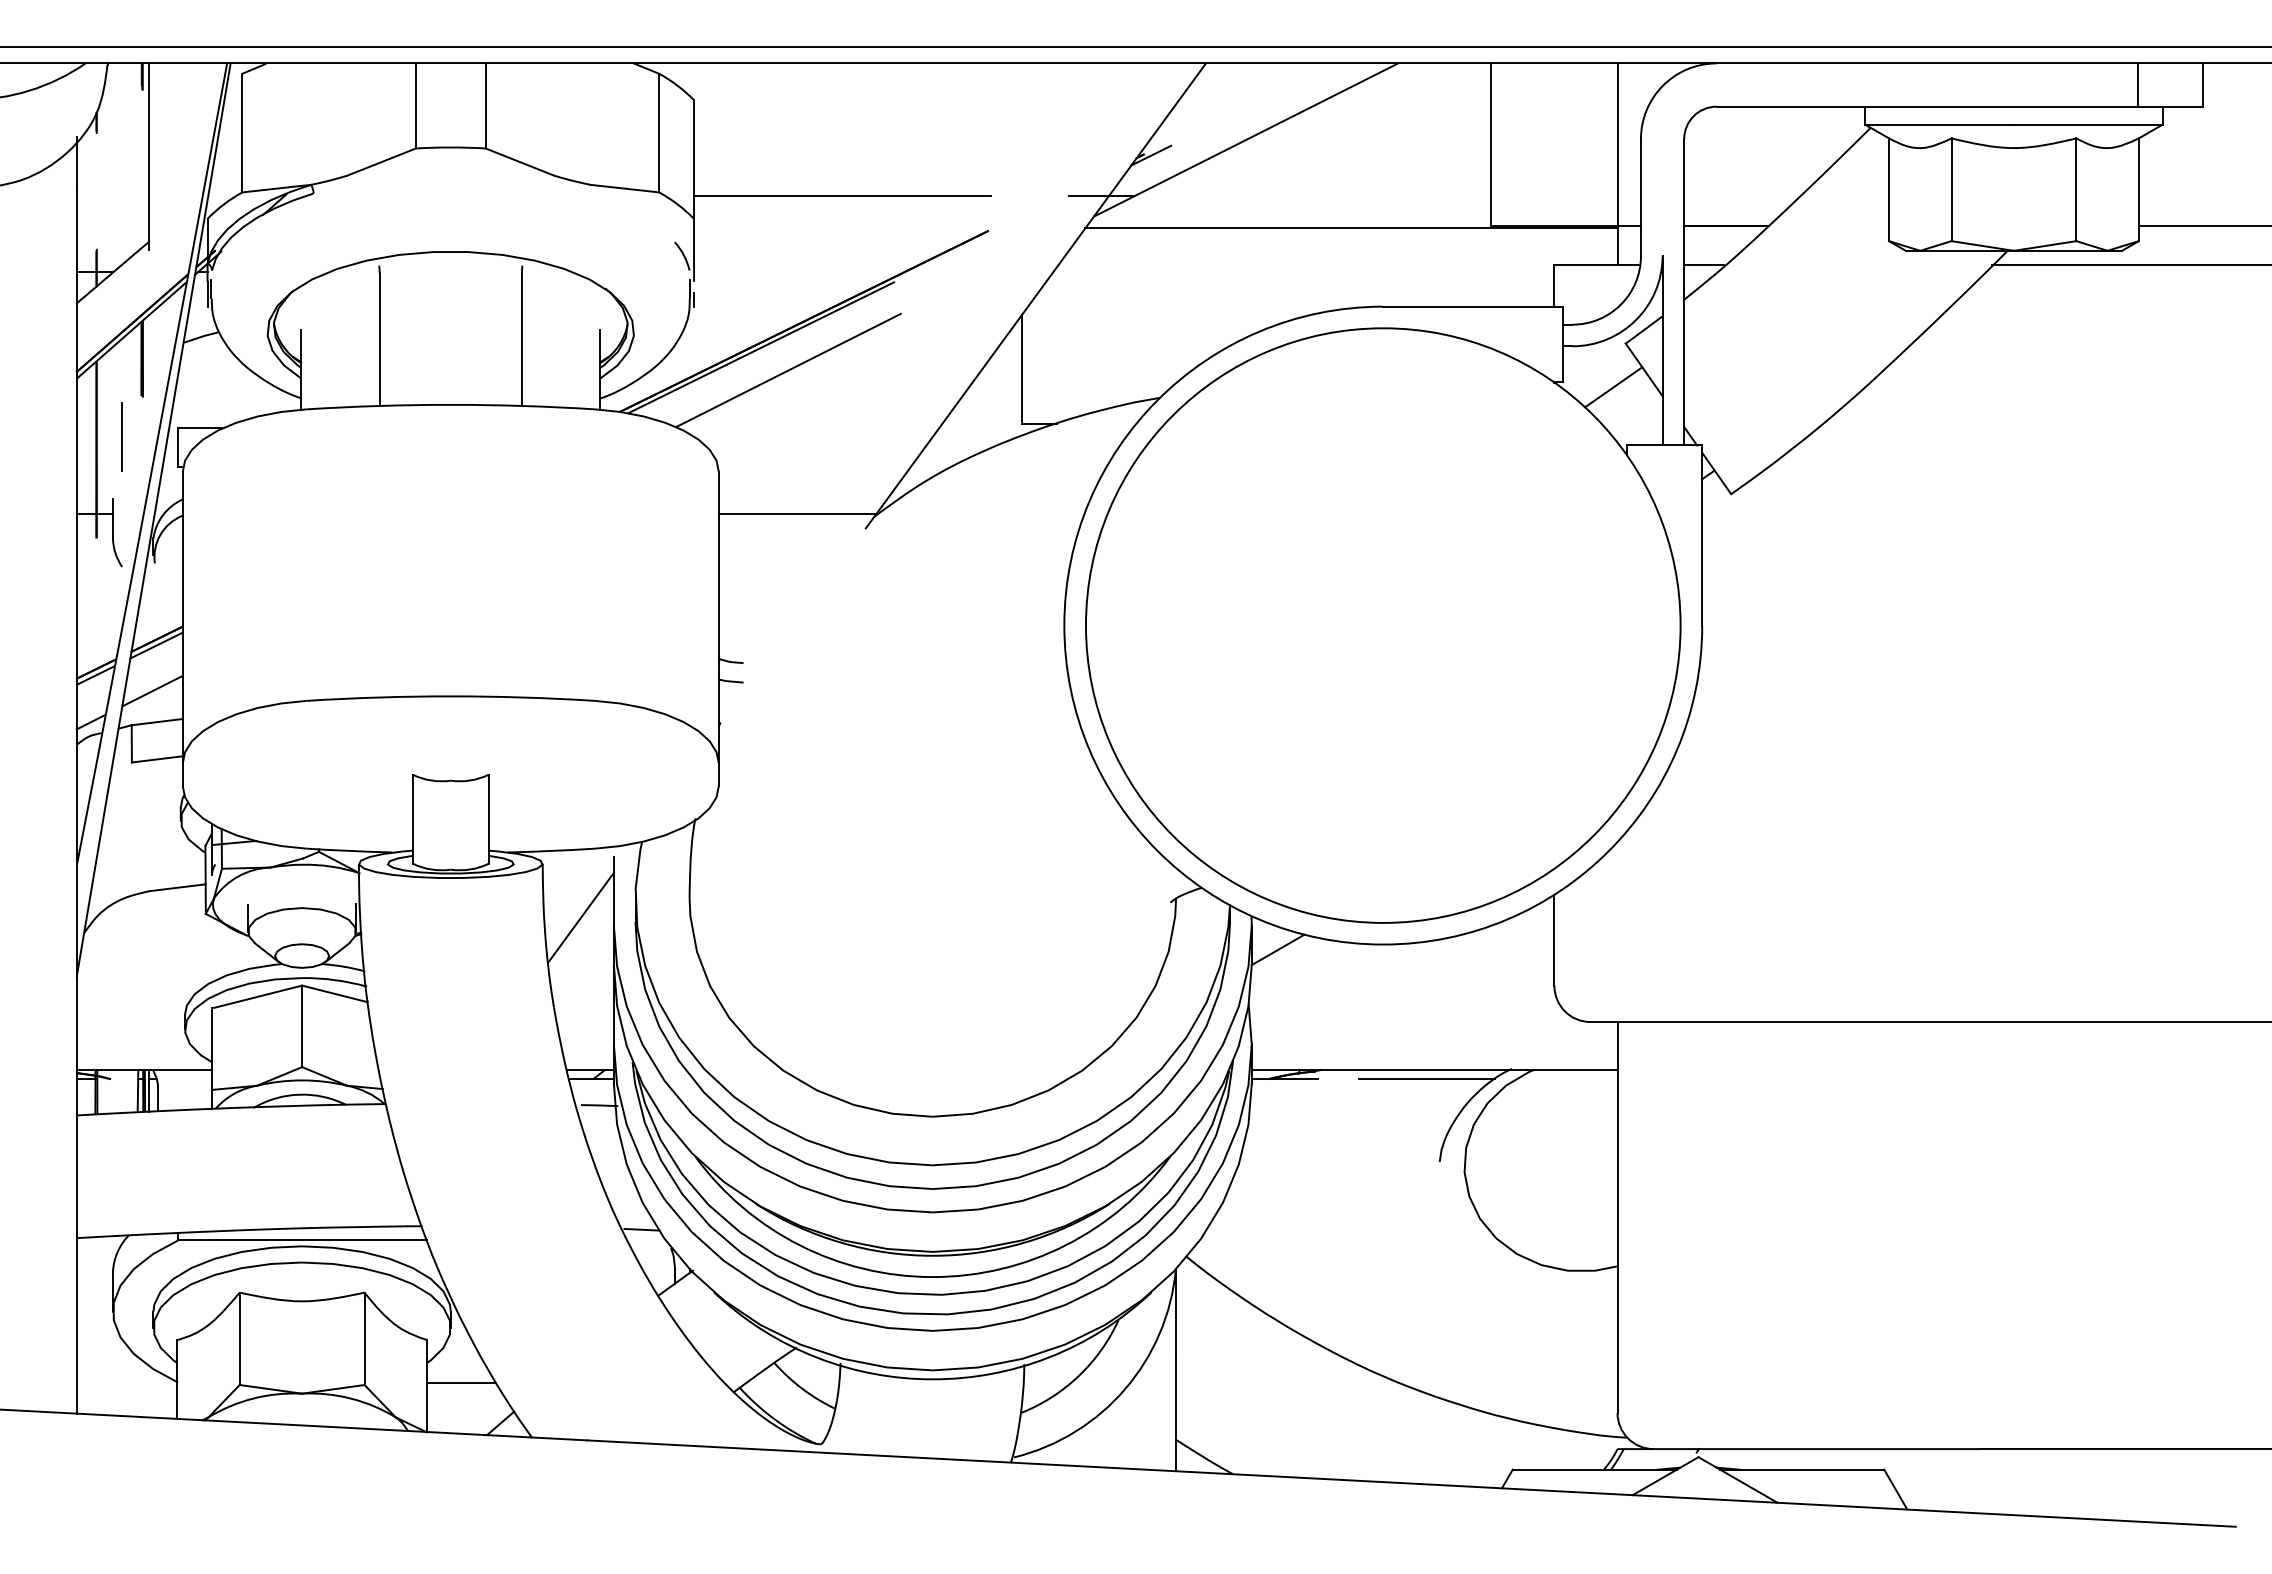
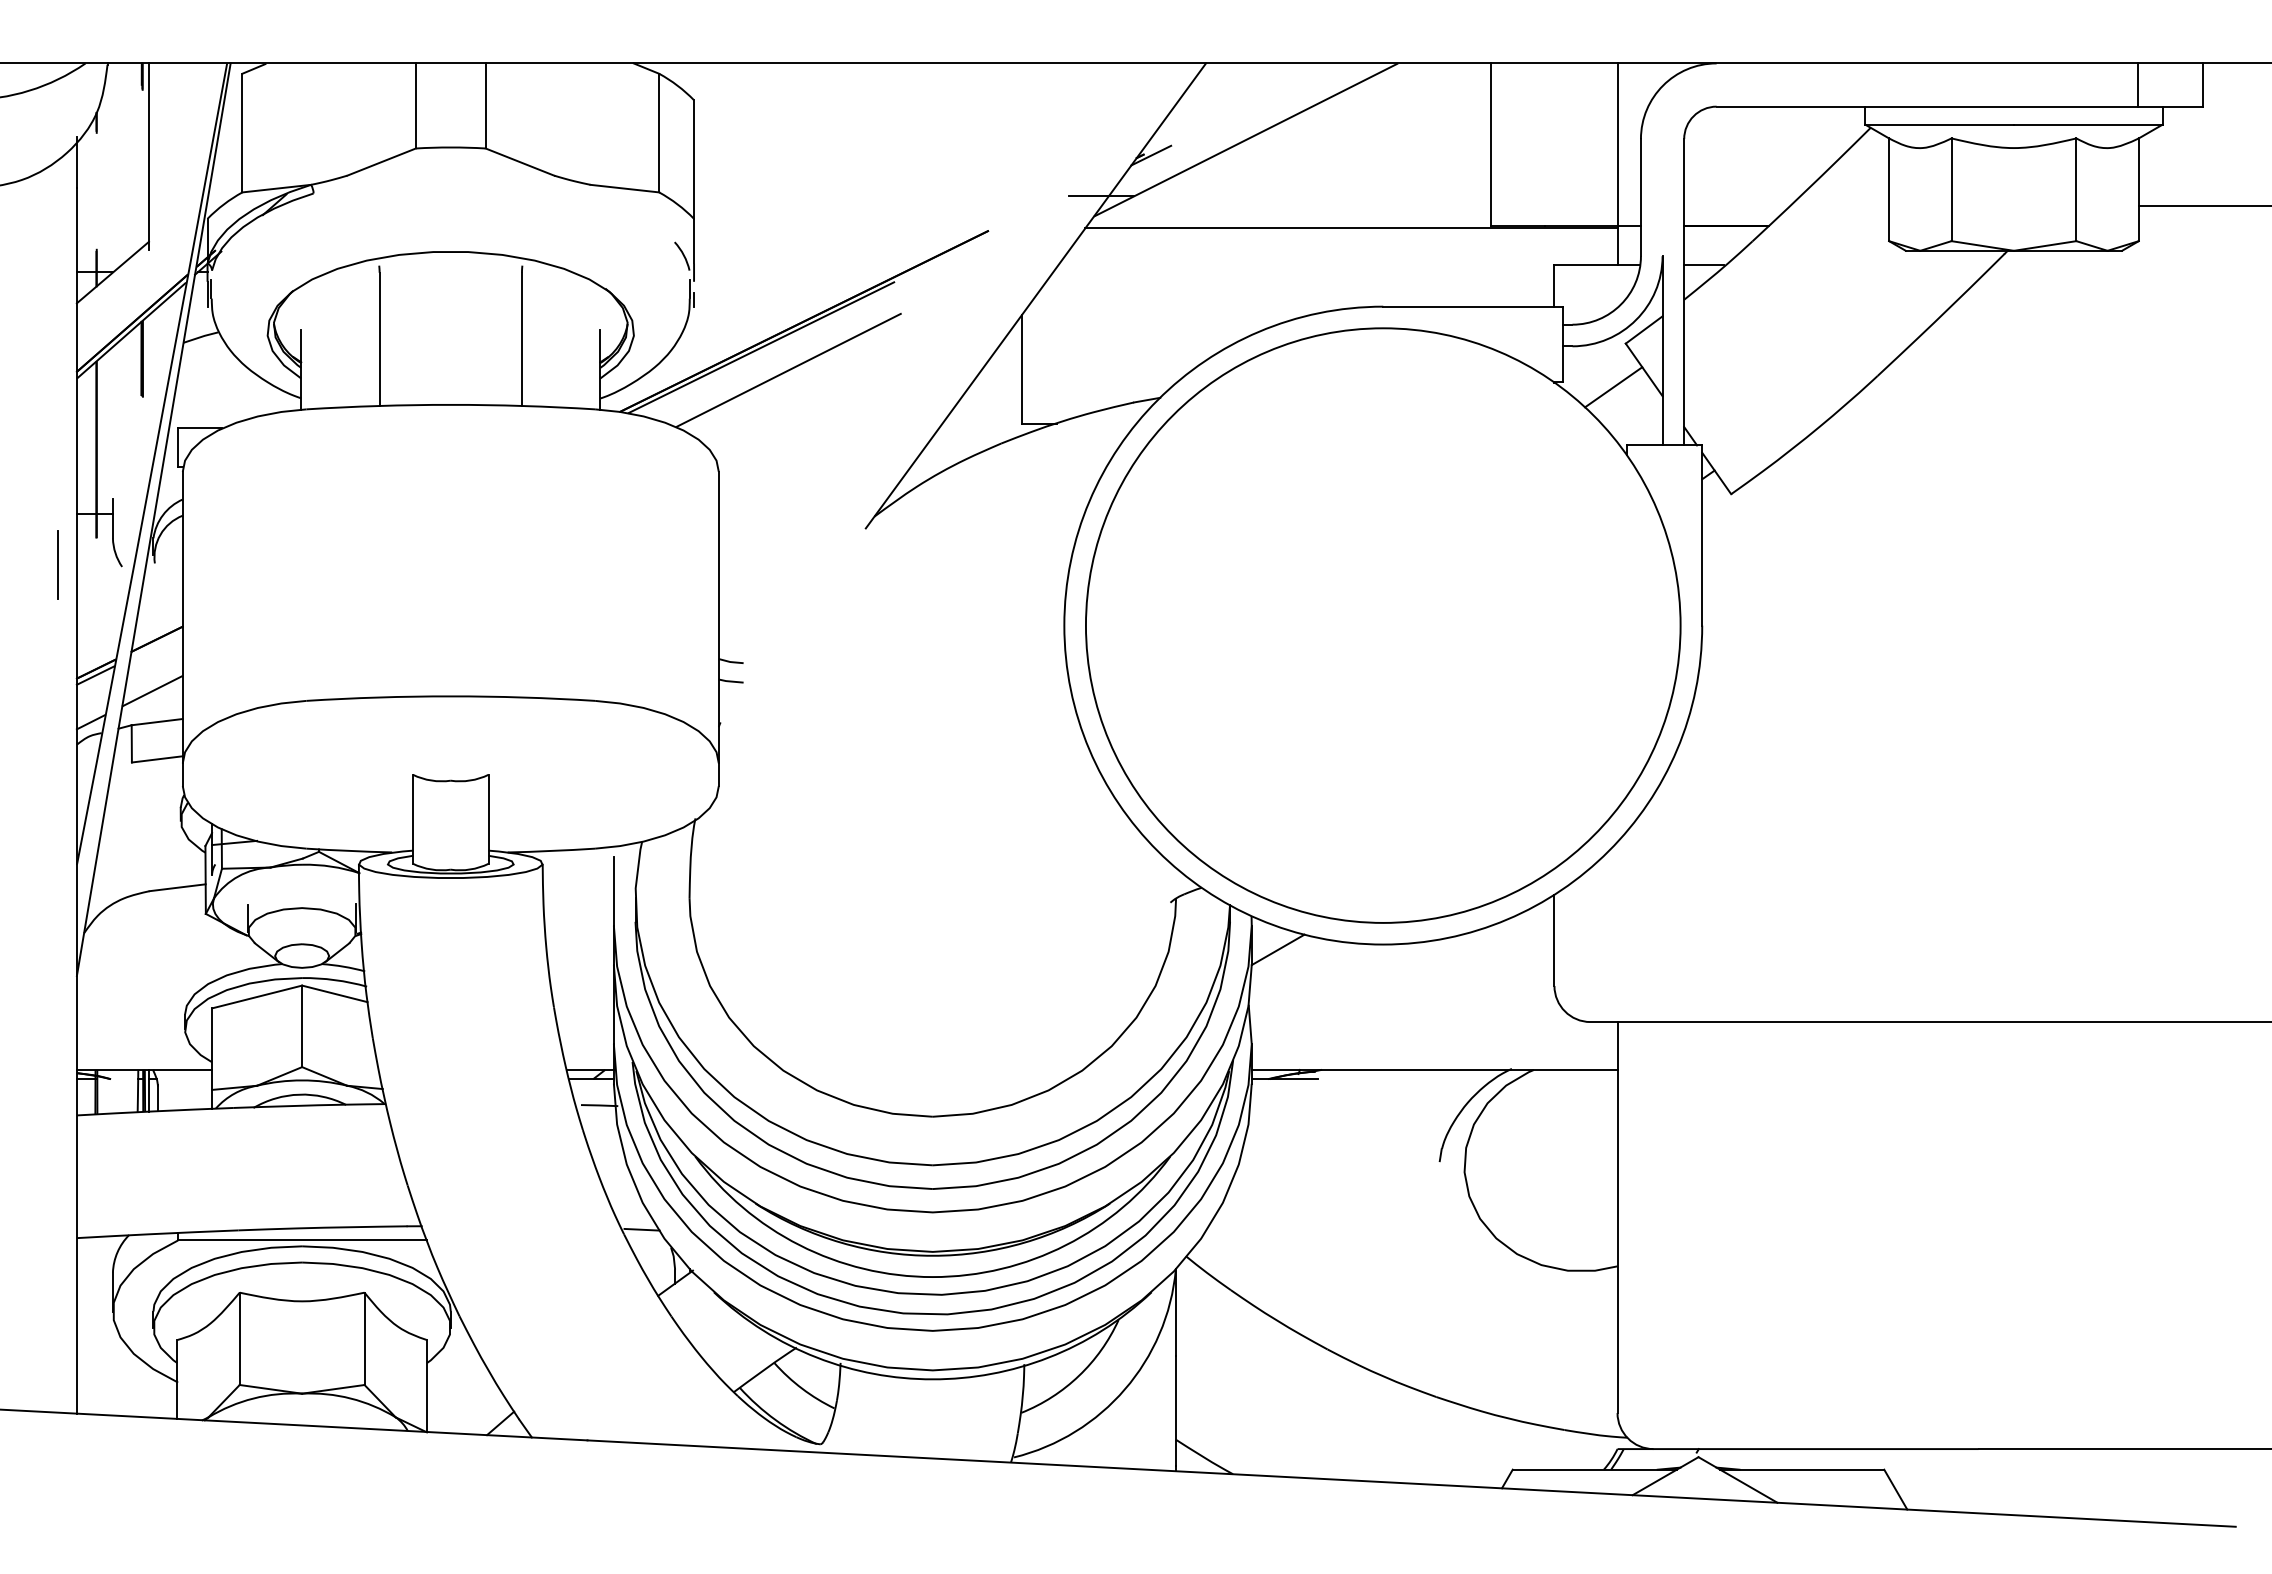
line: present -> none (1135, 47)
line: present -> none (842, 196)
line position: (2203, 225) -> (2203, 205) (2203, 205)
line: present -> none (2130, 265)
line position: (121, 436) -> (57, 564) (57, 564)
line: present -> none (798, 513)
line: present -> none (156, 645)
line: present -> none (580, 917)
line: present -> none (1426, 1079)
line: present -> none (461, 1382)
